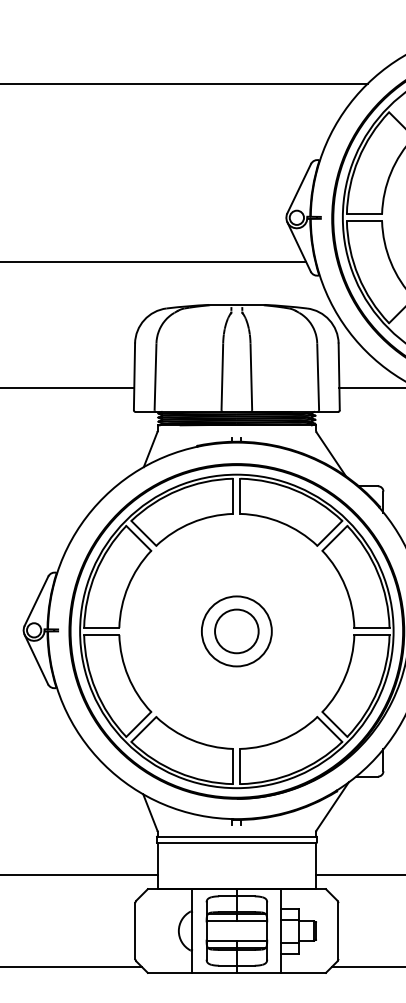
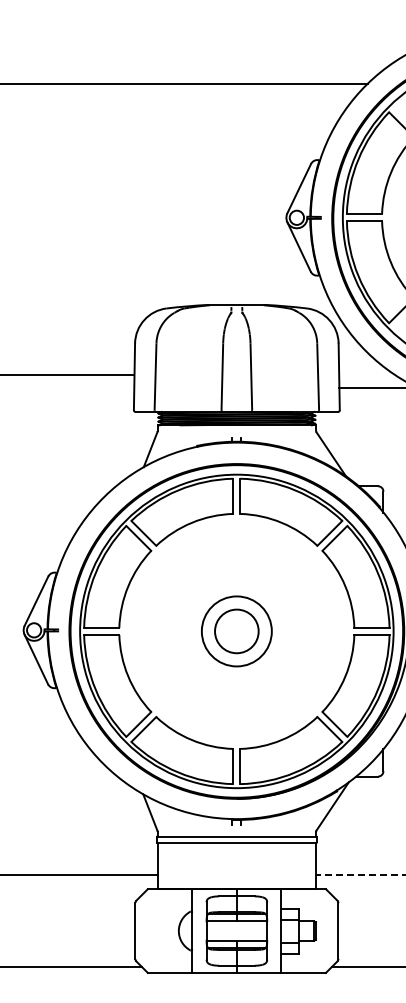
line: present -> none (154, 261)
line position: (68, 388) -> (68, 375) (68, 375)
line: solid -> dashed (360, 874)
